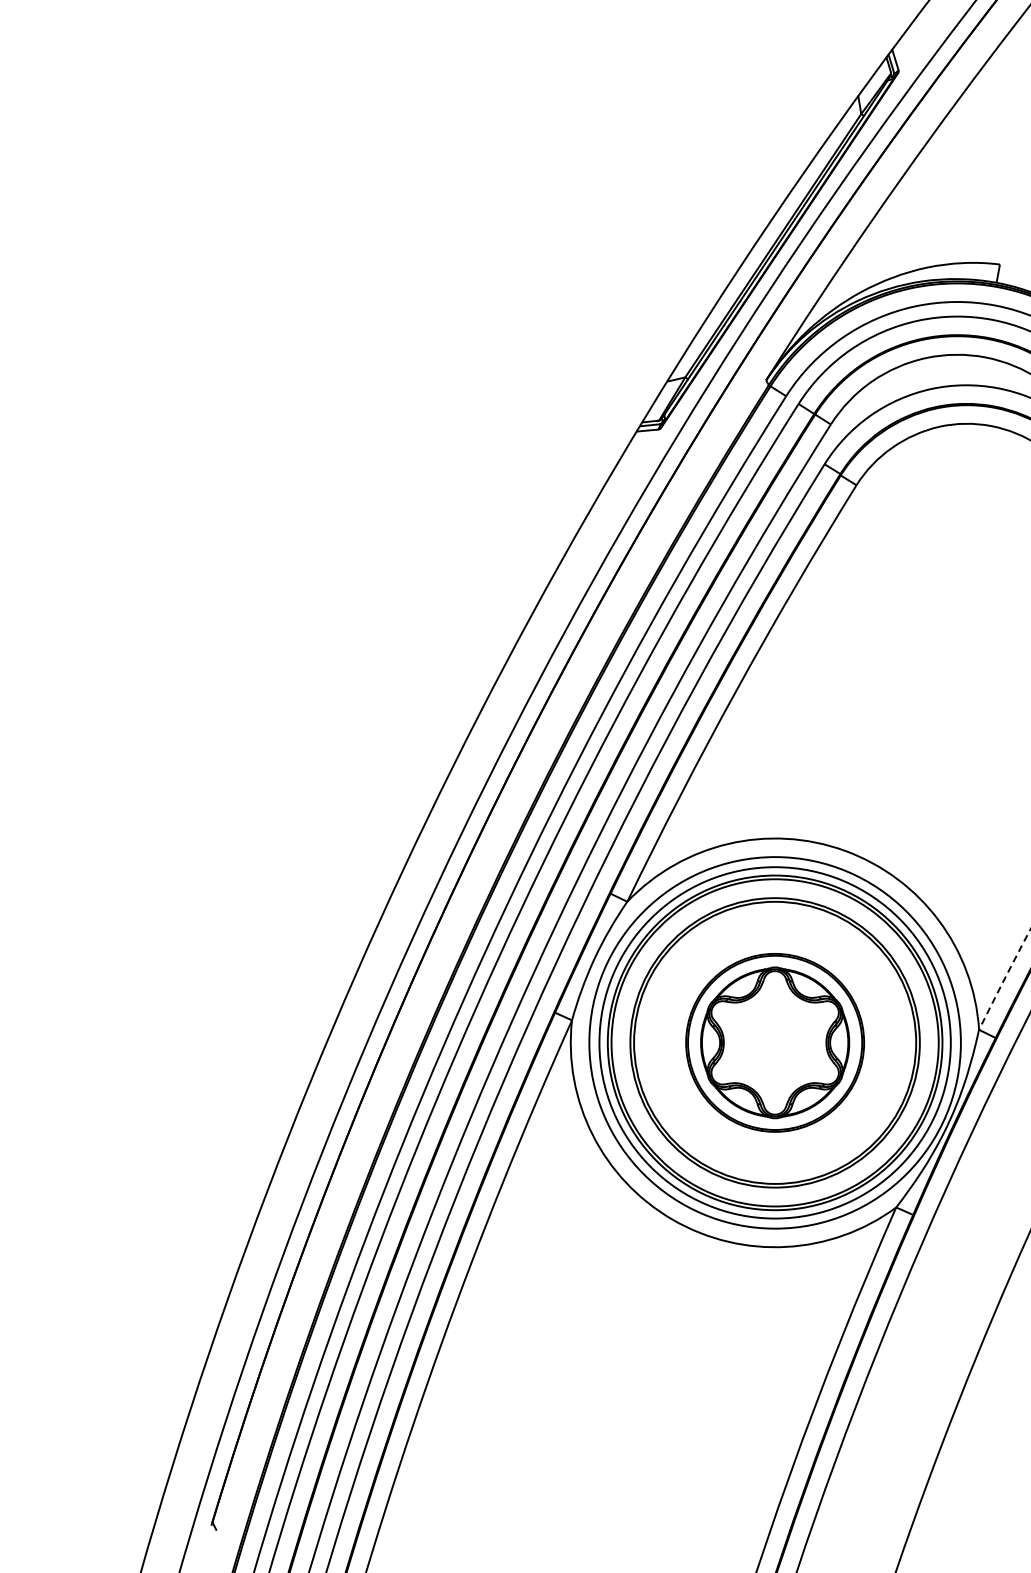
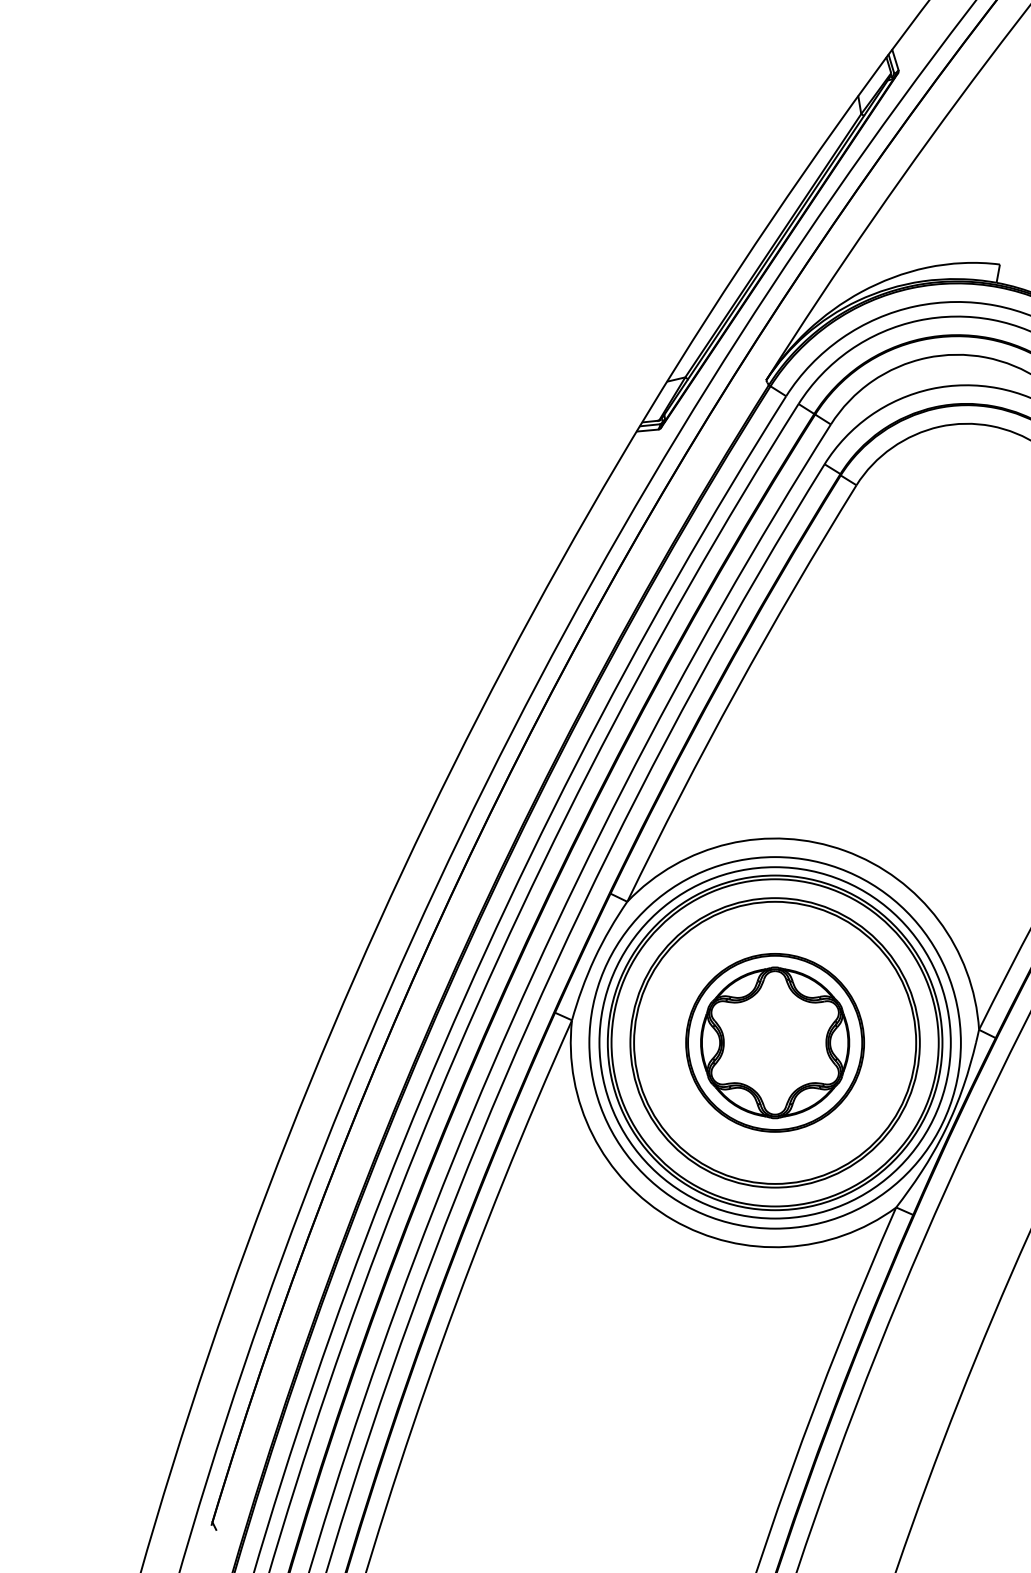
arc: dashed -> solid (1004, 979)
